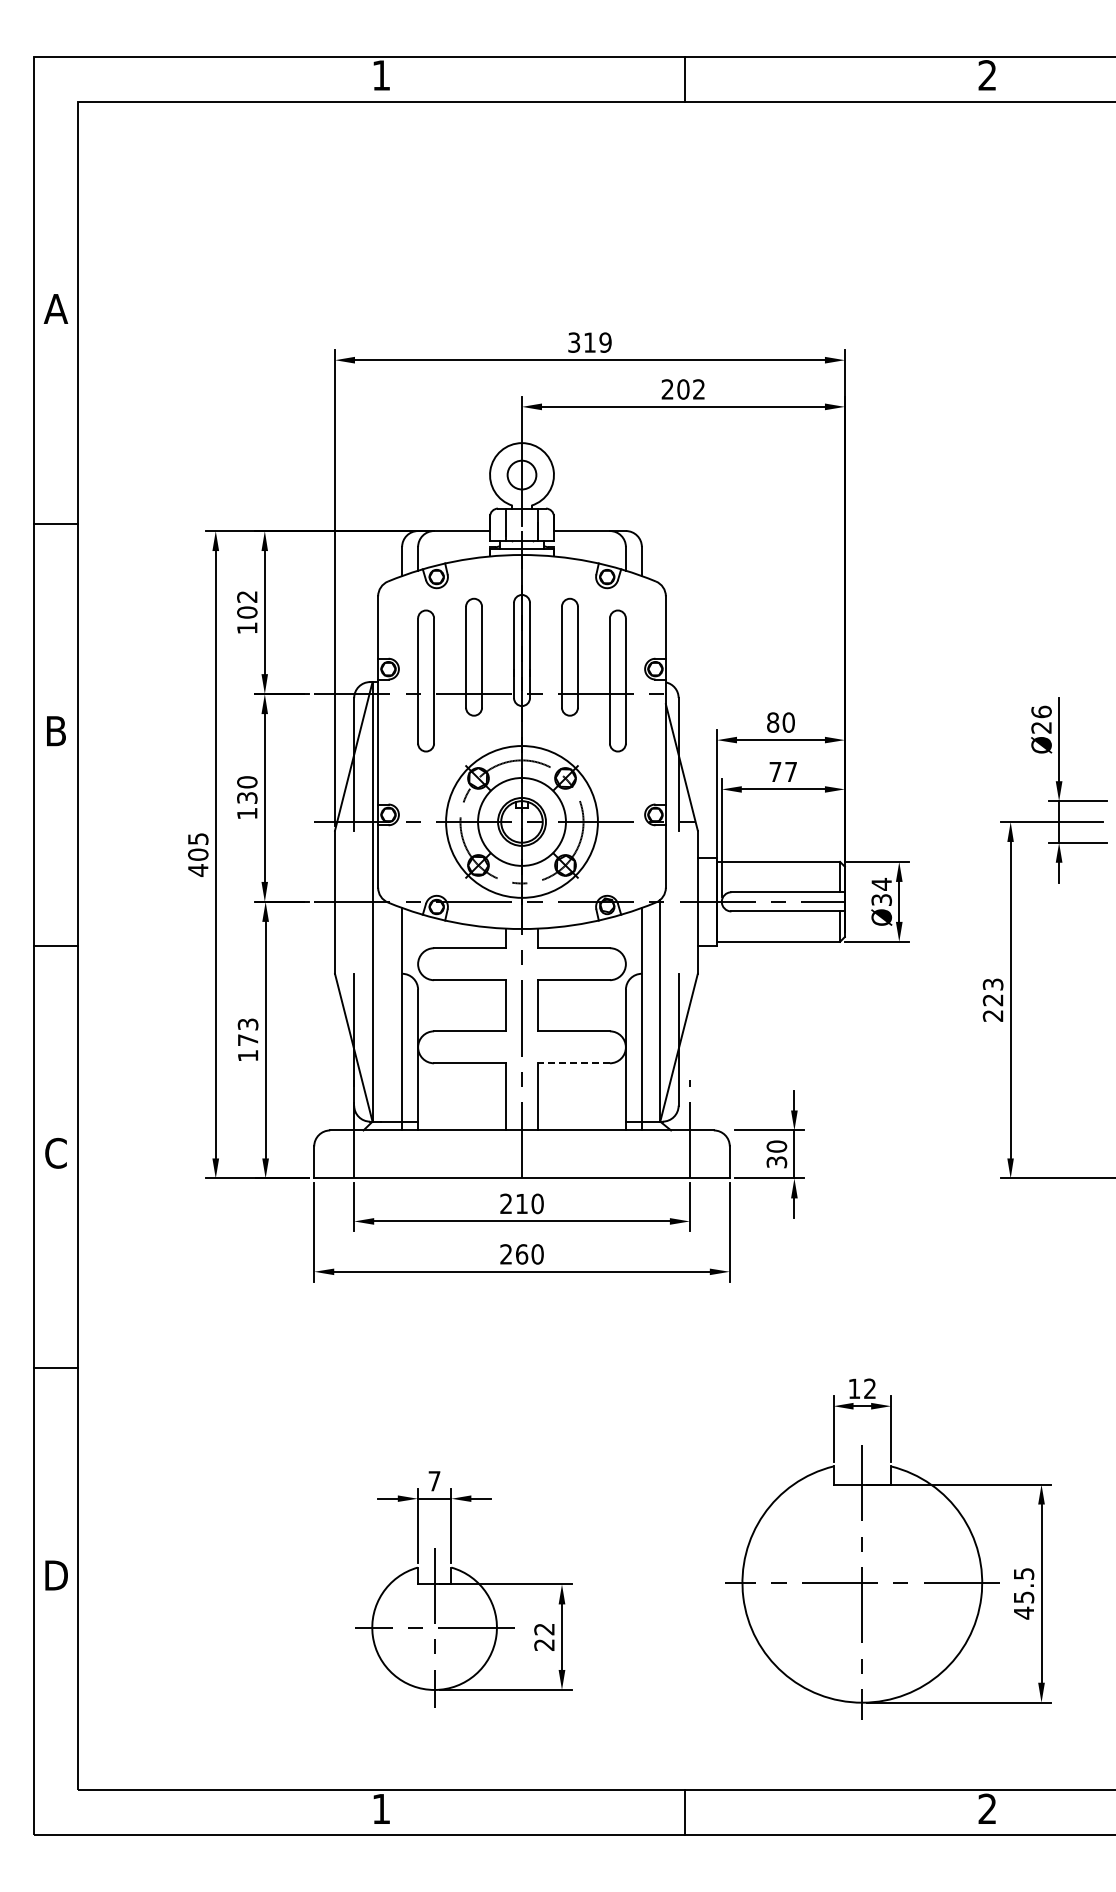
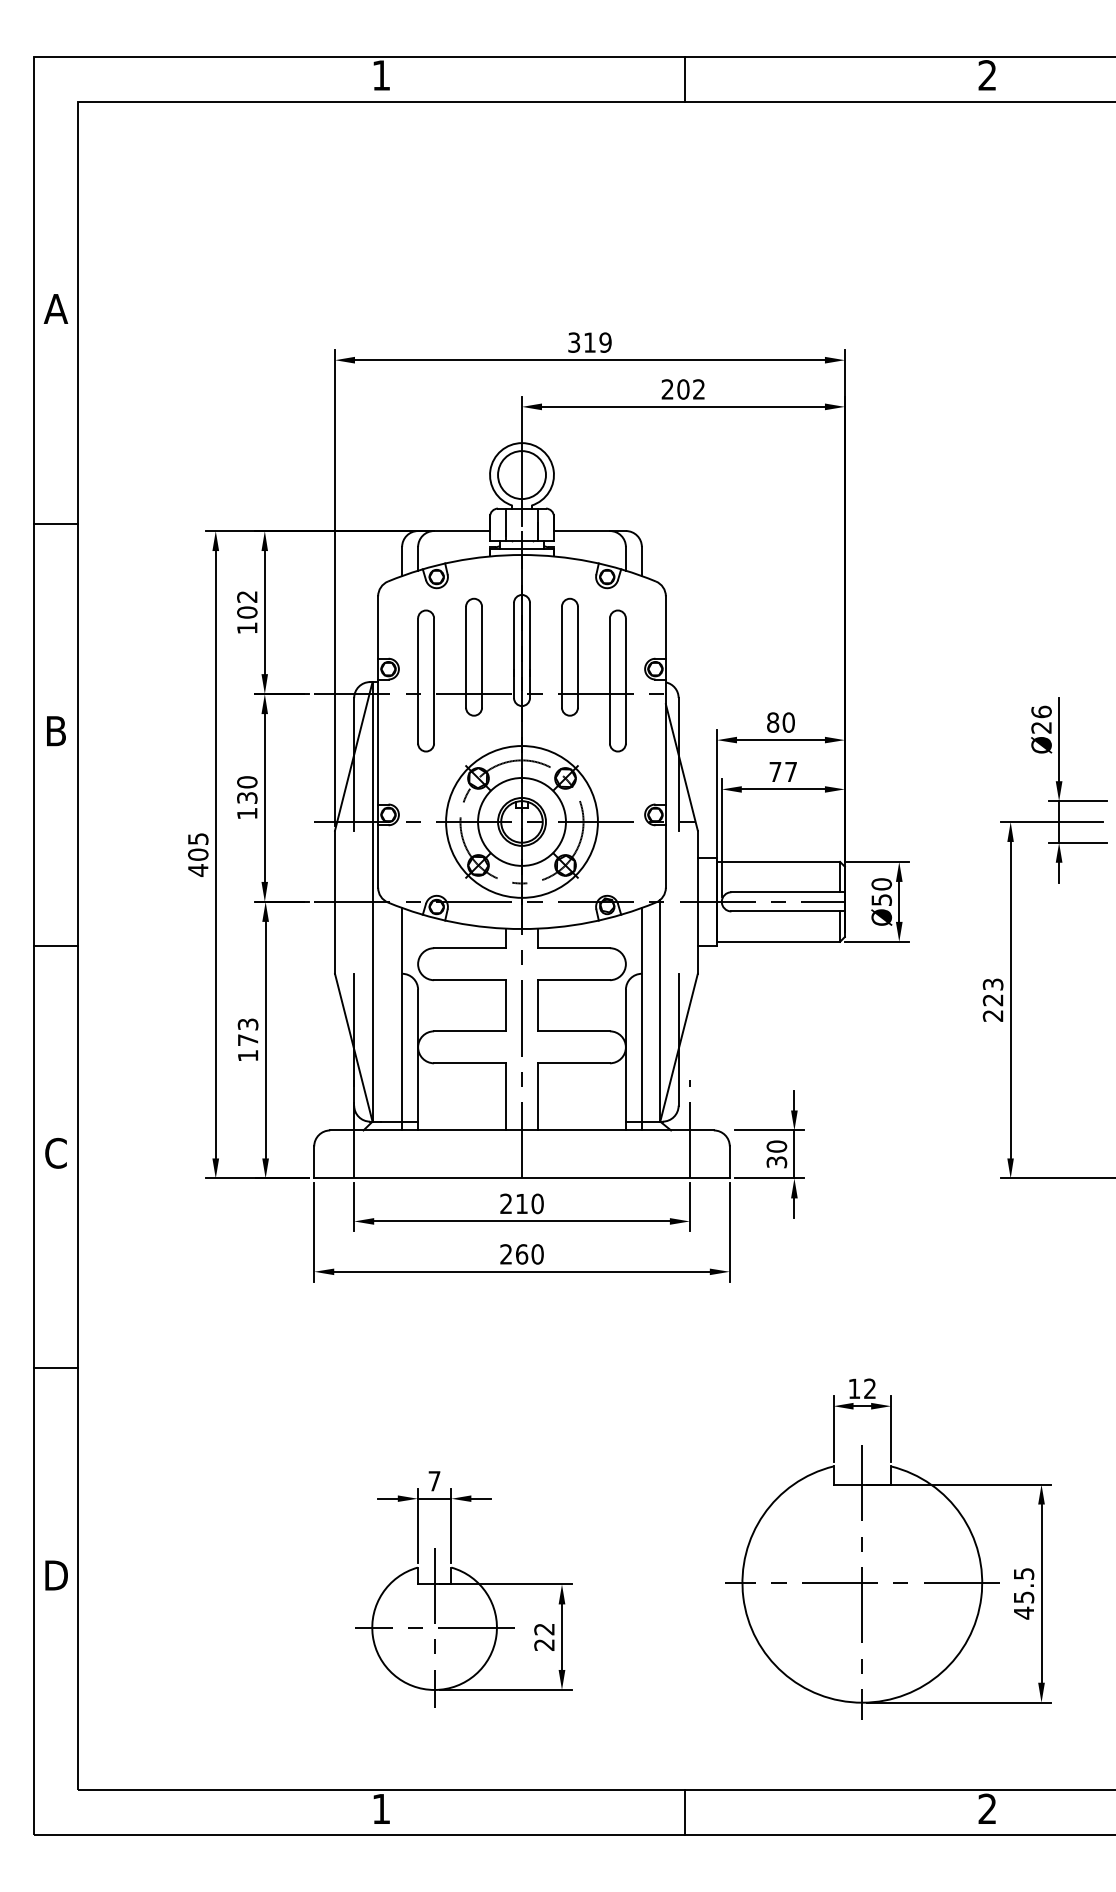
circle diameter: 29 px -> 48 px (521, 475)
text: Ø34 -> Ø50 (881, 891)
line: dashed -> solid (573, 1063)
